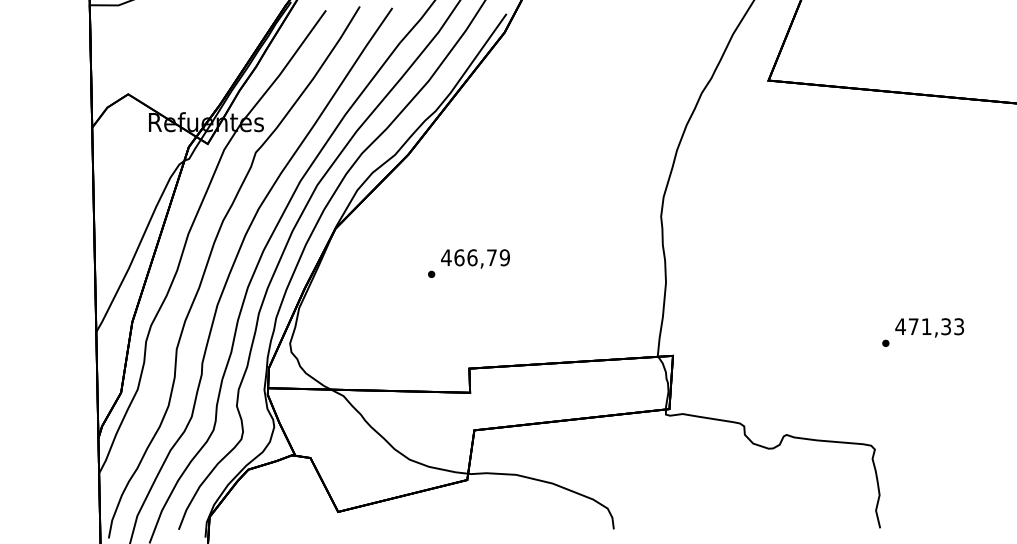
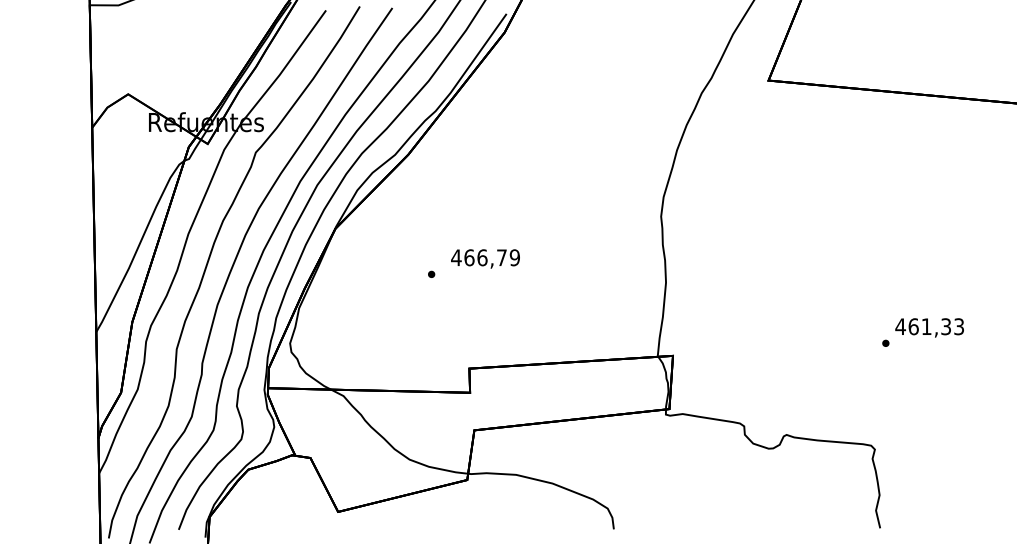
text position: (475, 258) -> (485, 258) (485, 258)
text: 471,33 -> 461,33 (913, 326)
